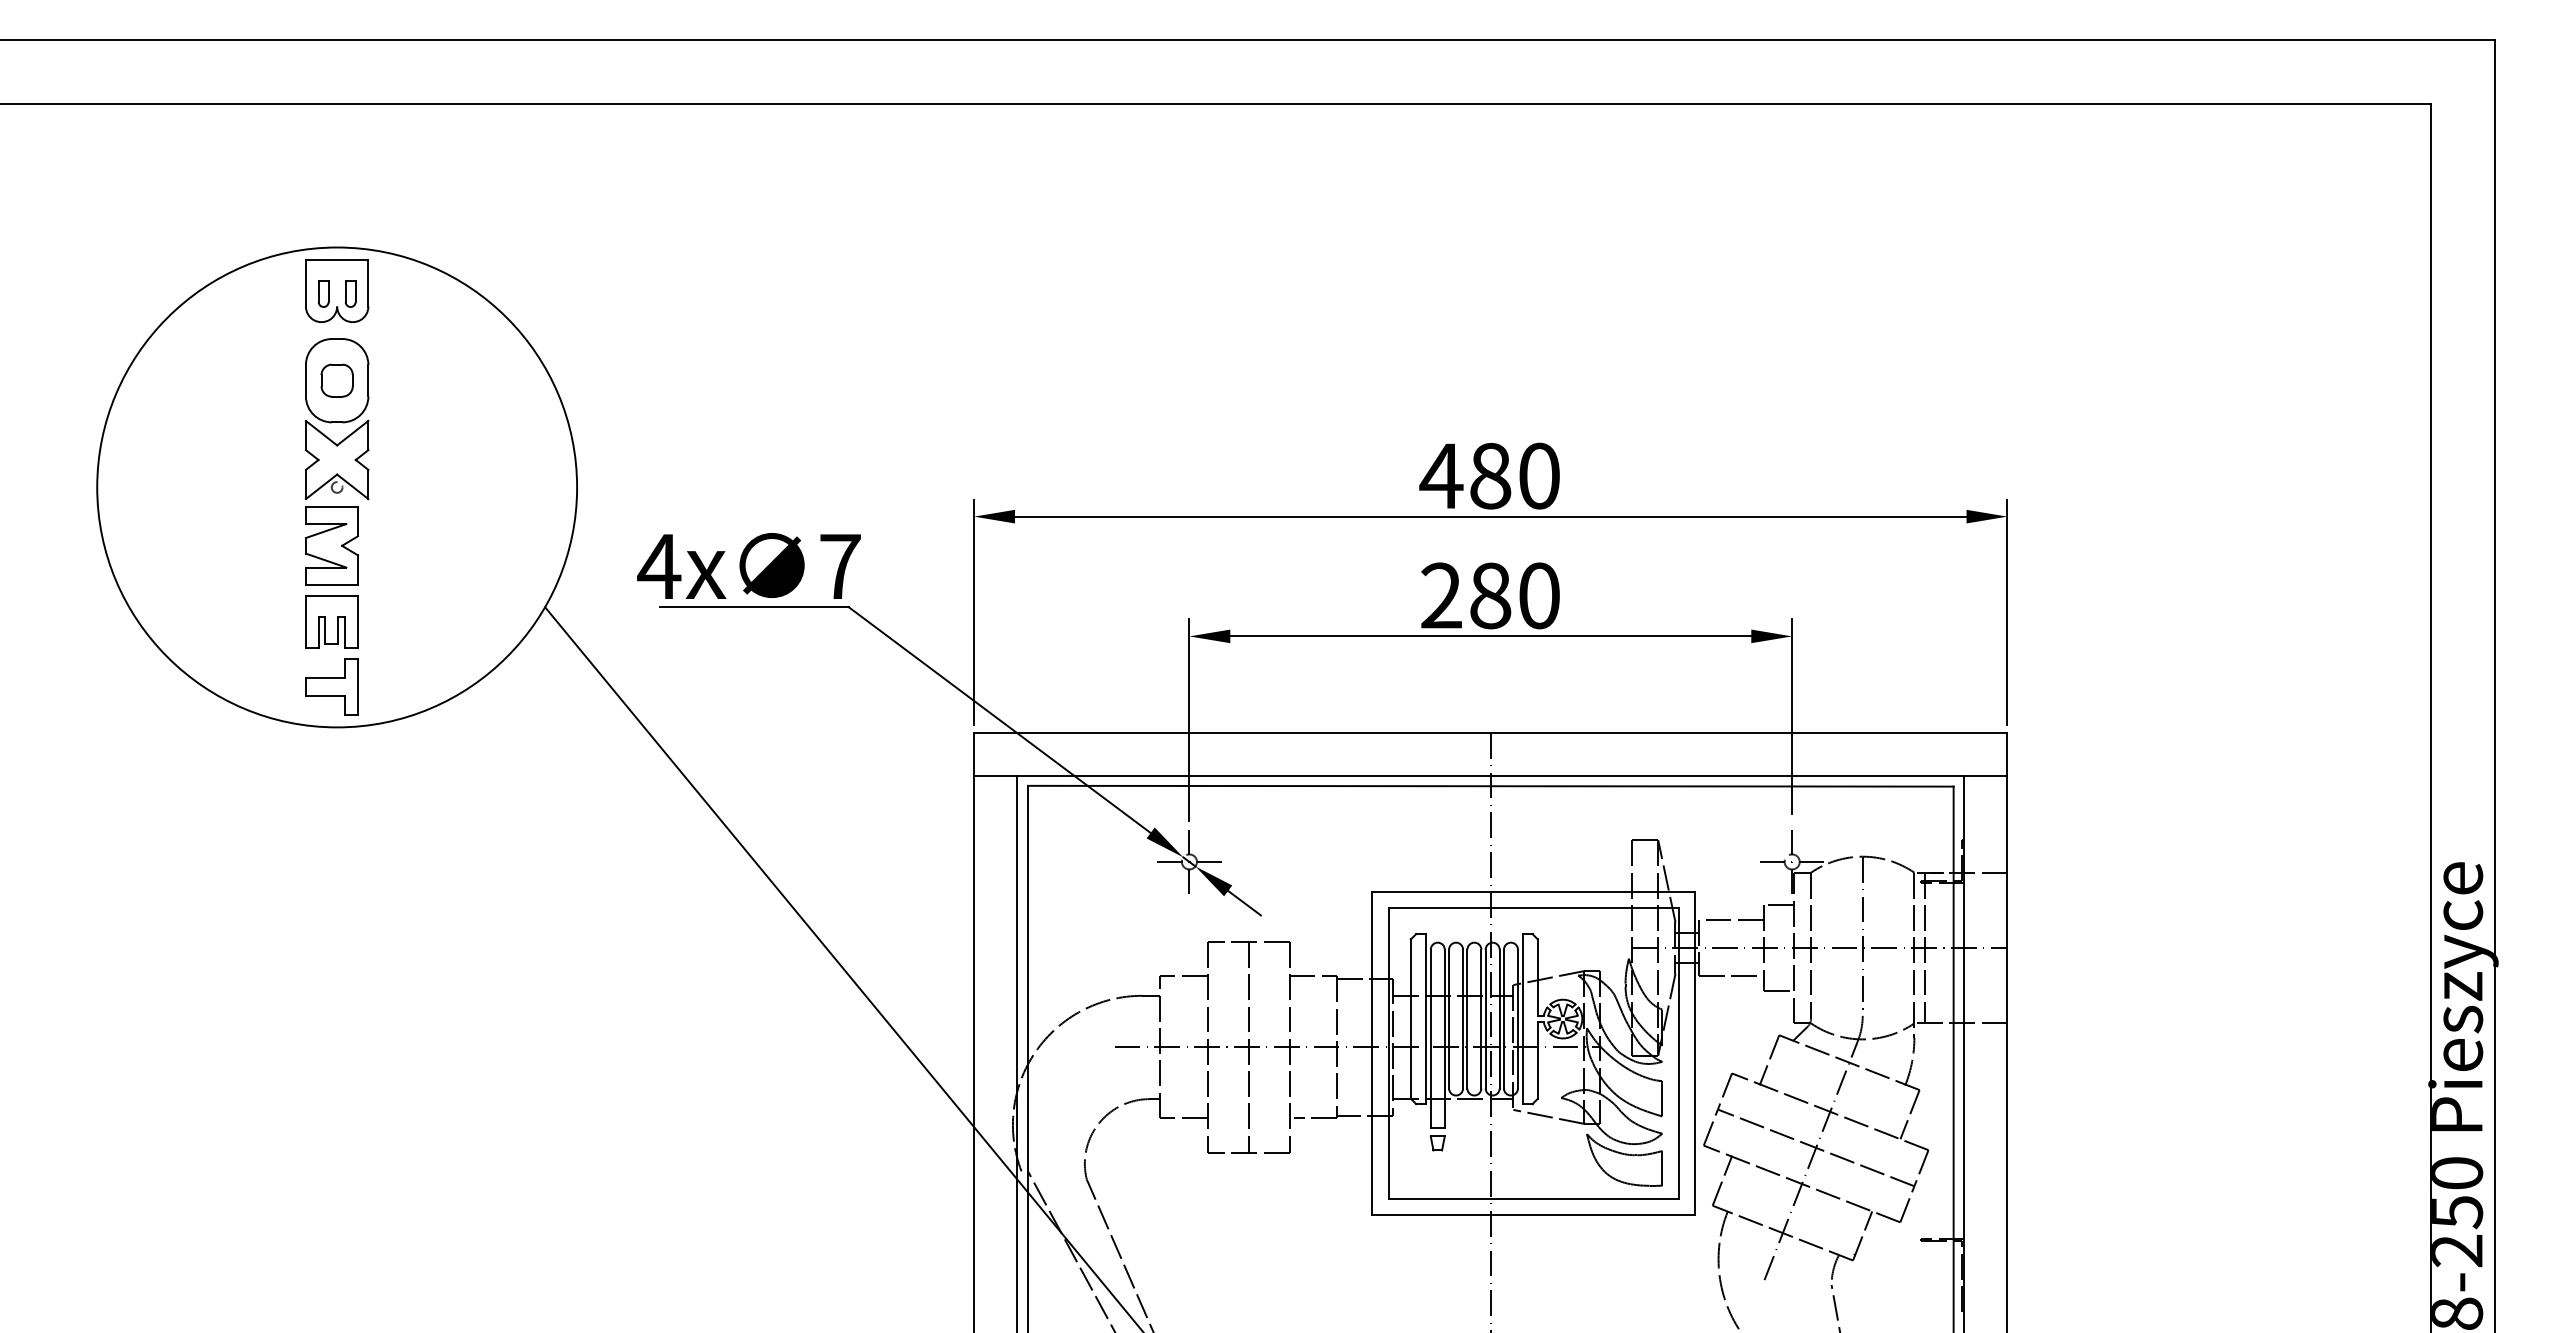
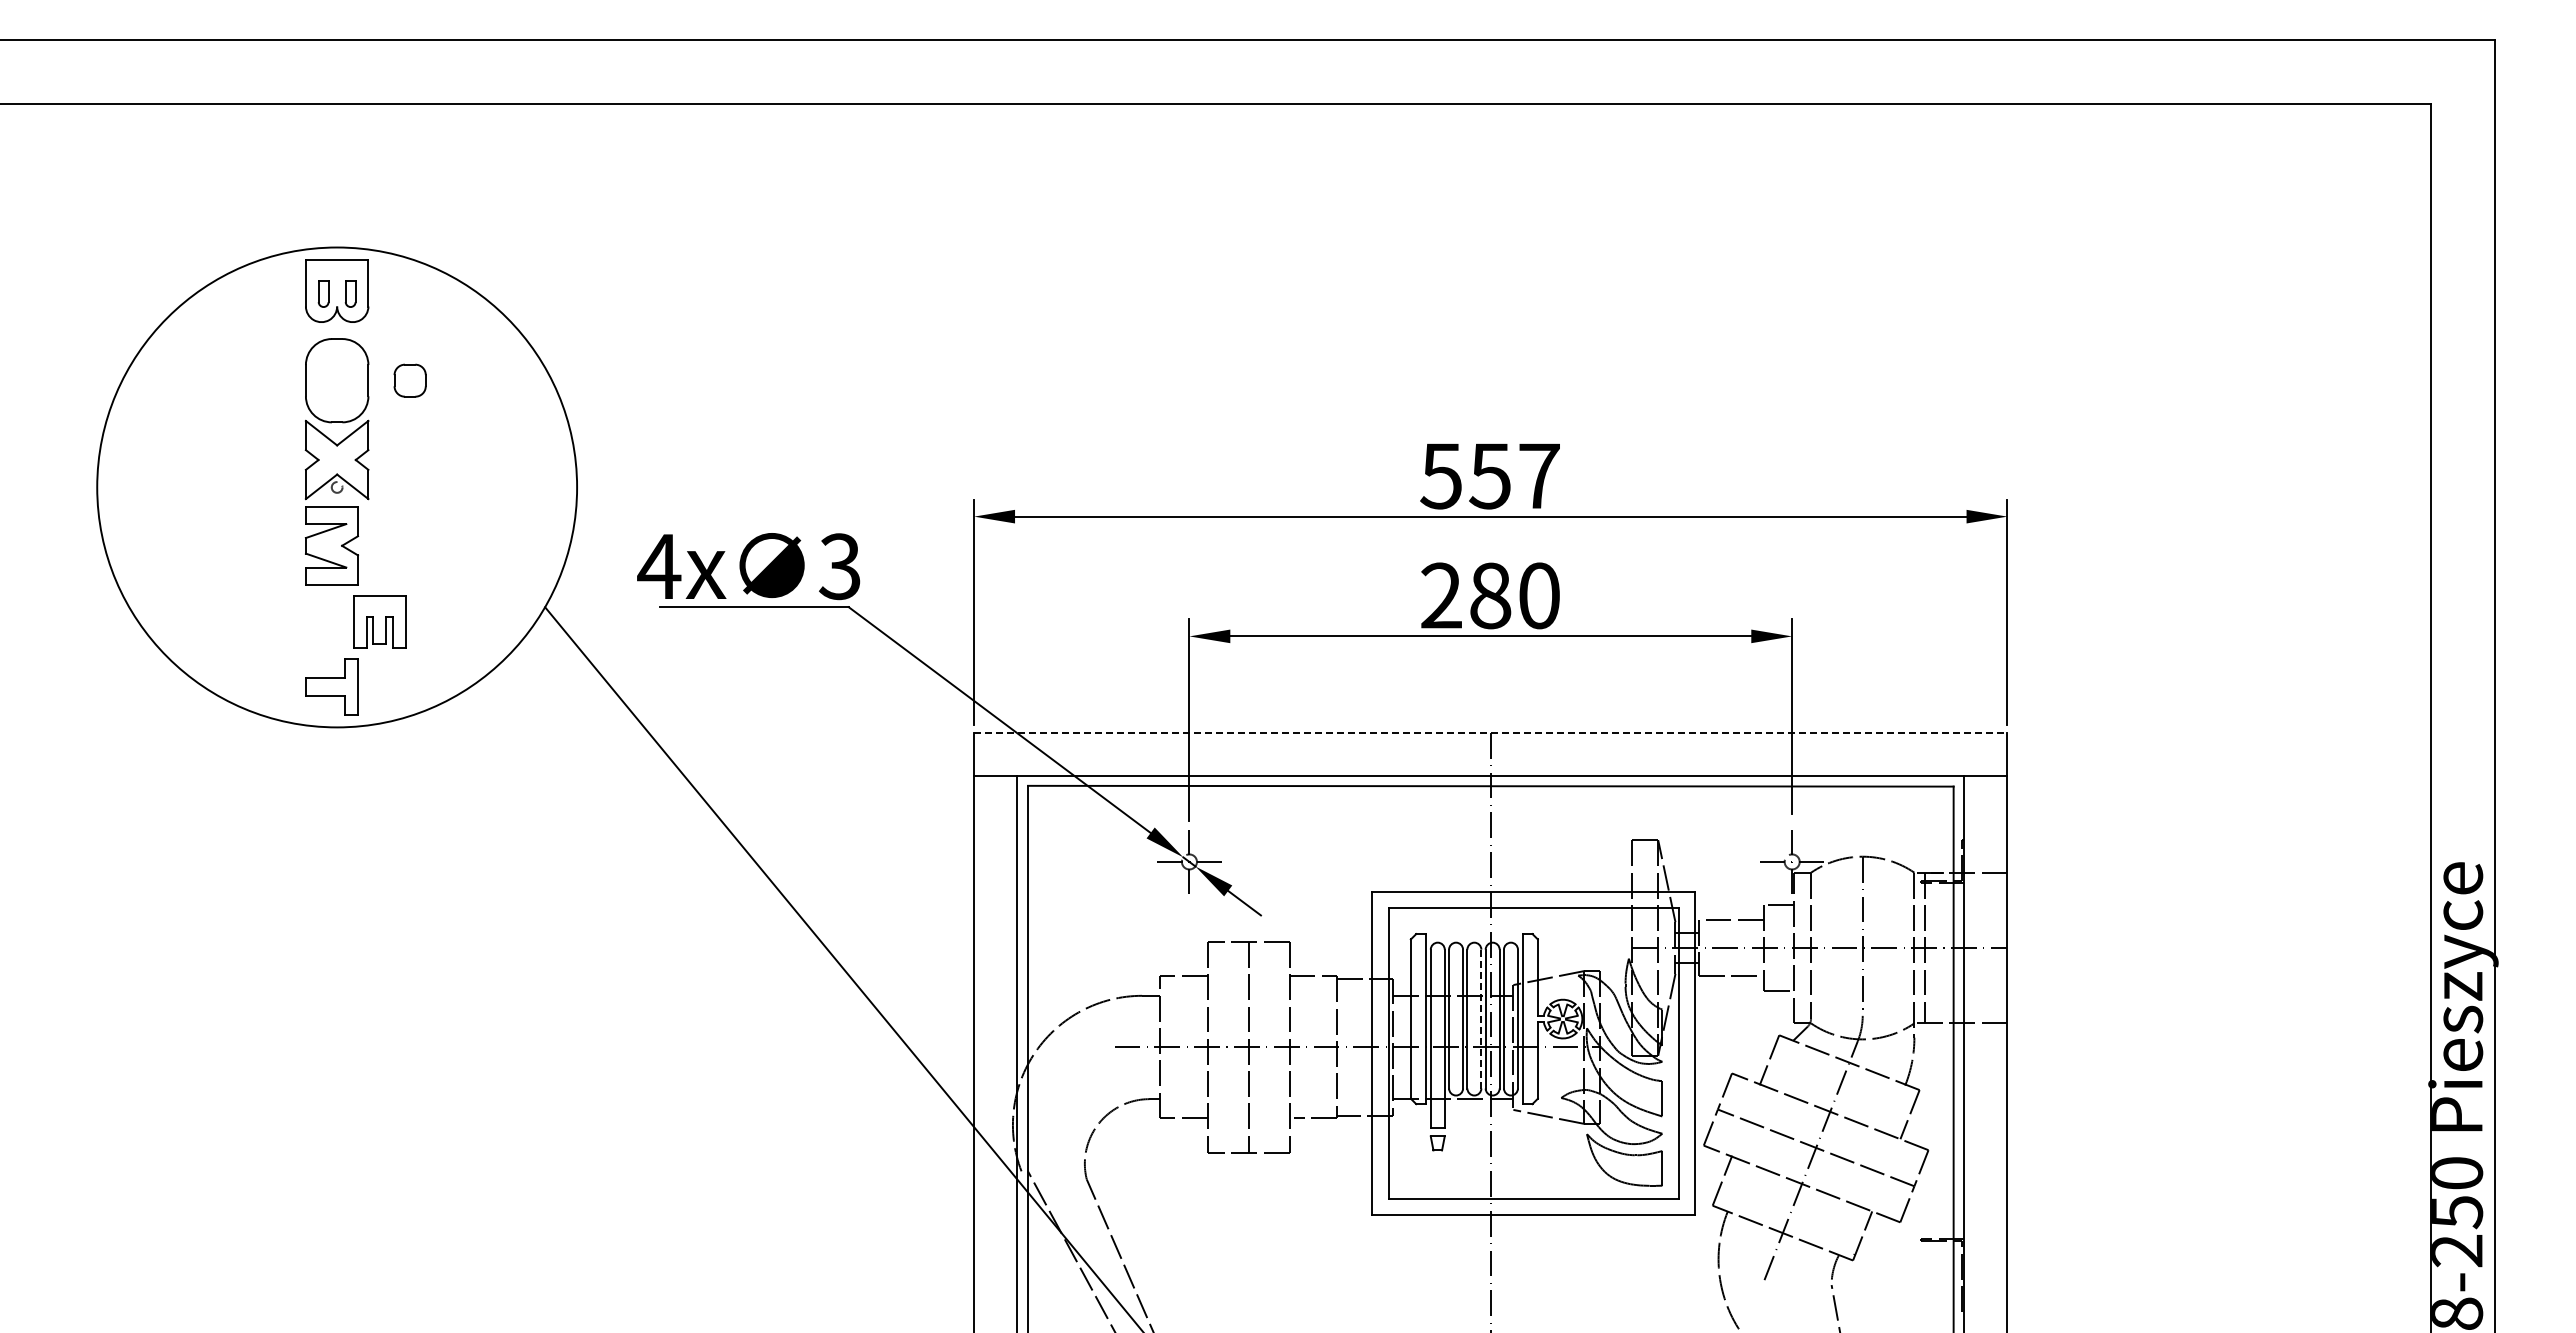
part position: (336, 380) -> (409, 380) (409, 380)
text: 480 -> 557 (1489, 475)
text: 7 -> 3 (839, 566)
part position: (331, 621) -> (379, 621) (379, 621)
line: solid -> dashed (1490, 732)
line: solid -> dashed (1481, 1019)
